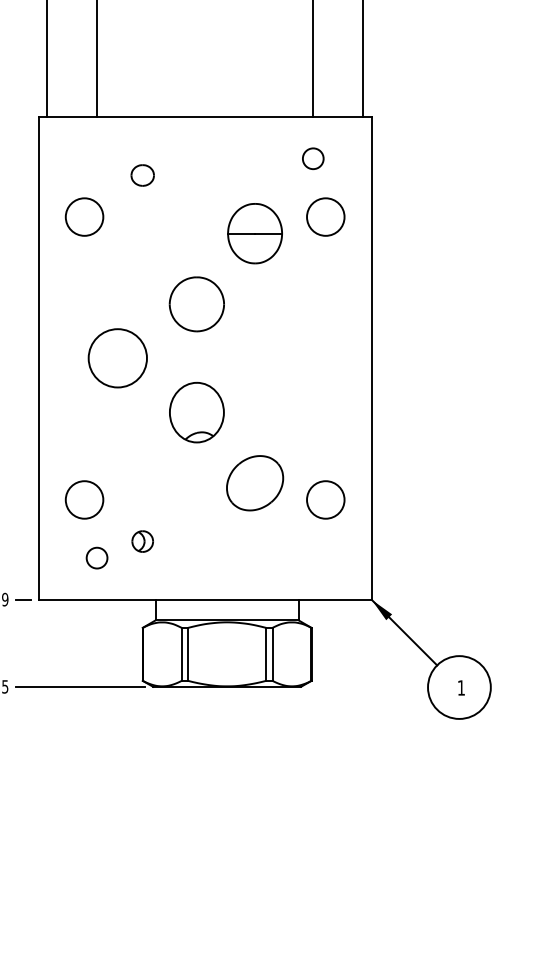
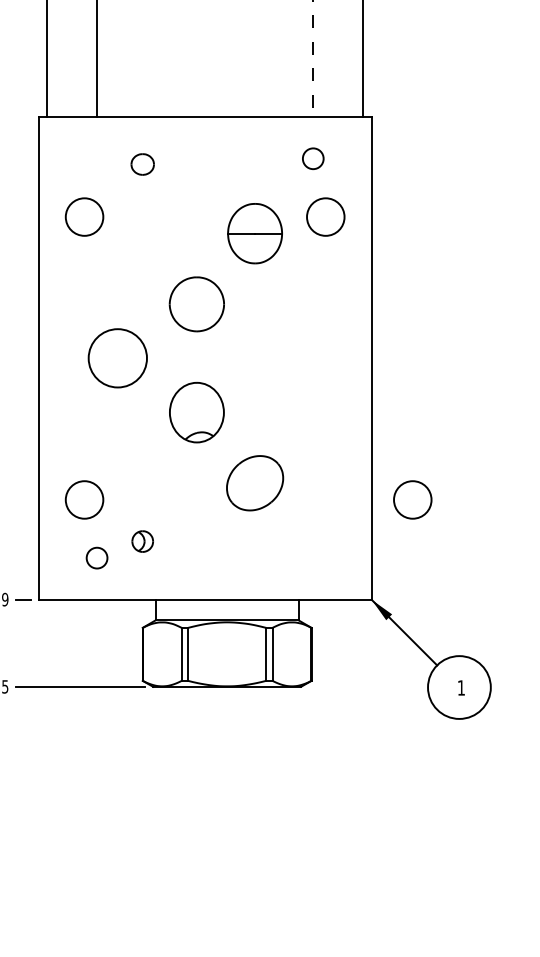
line: solid -> dashed (313, 59)
part position: (142, 175) -> (142, 164) (142, 164)
circle position: (325, 499) -> (412, 499) (412, 499)
